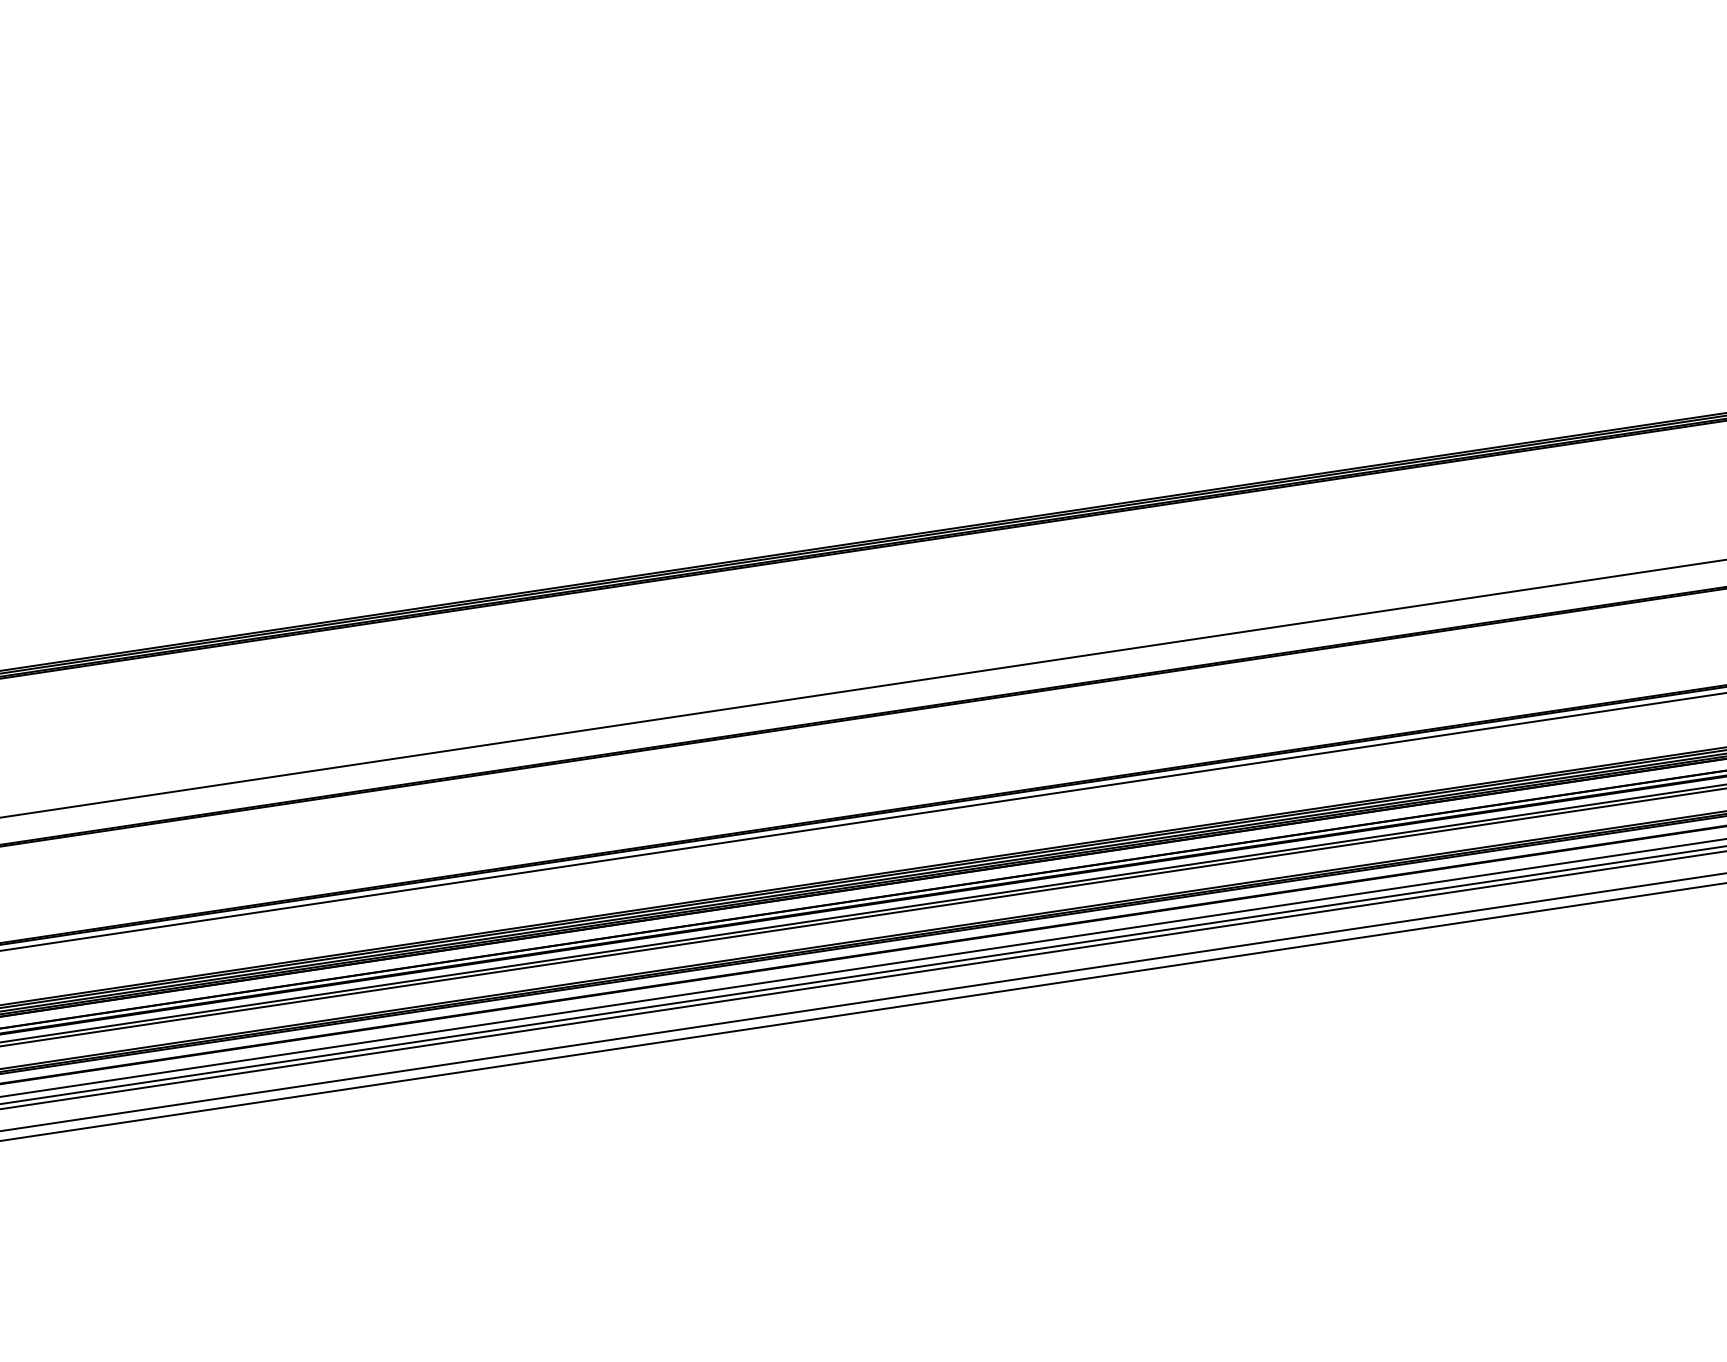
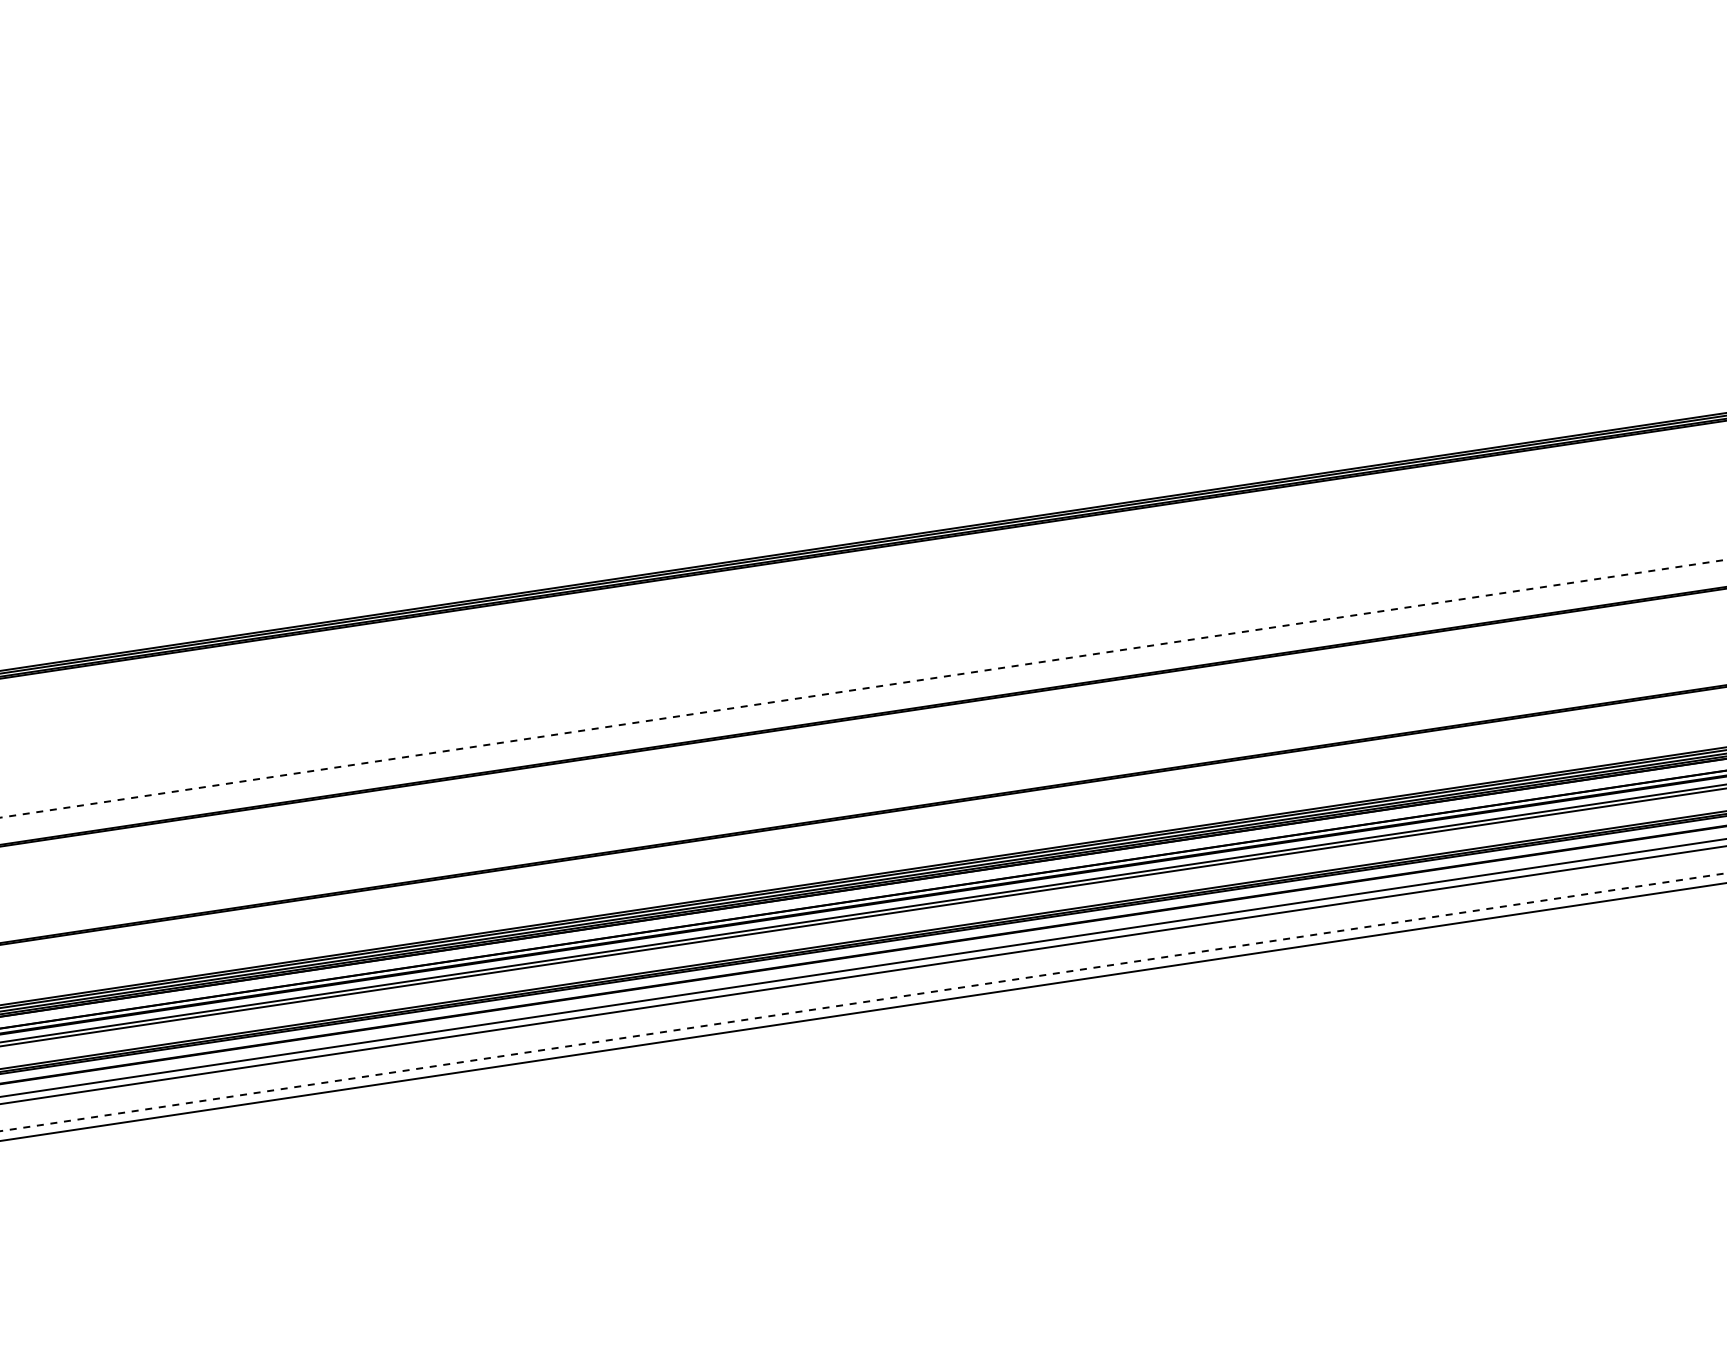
line: solid -> dashed (862, 688)
line: present -> none (862, 821)
line: present -> none (862, 979)
line: solid -> dashed (862, 1002)
